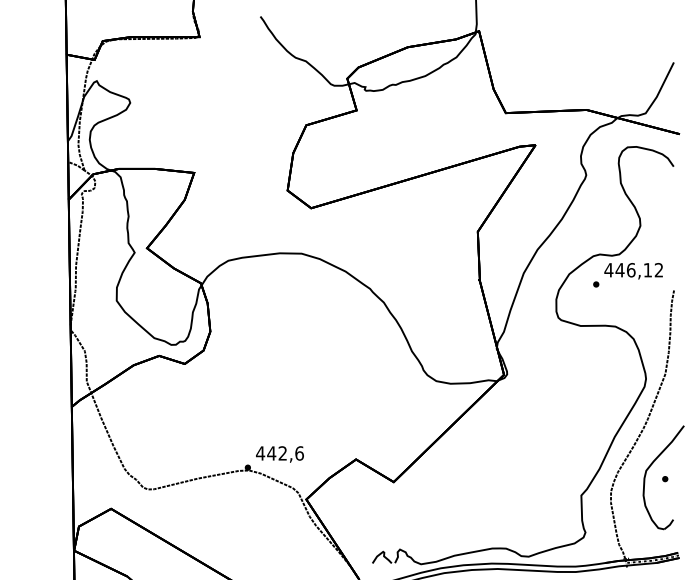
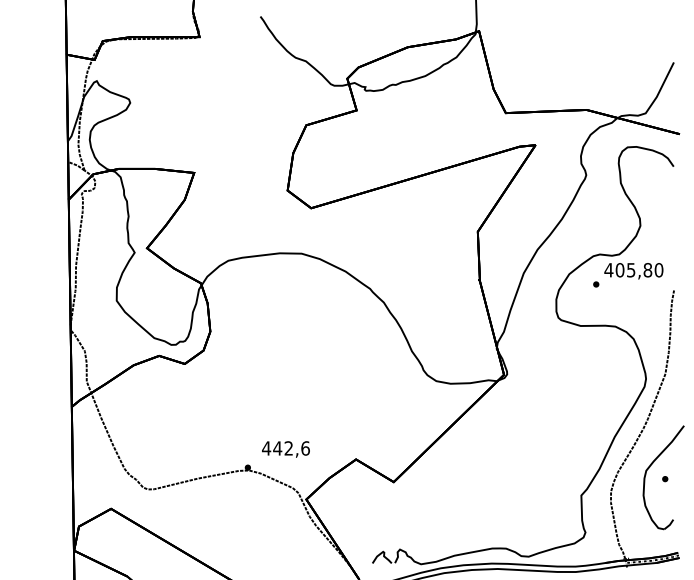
text: 446,12 -> 405,80 (639, 270)
text position: (279, 454) -> (285, 449) (285, 449)
